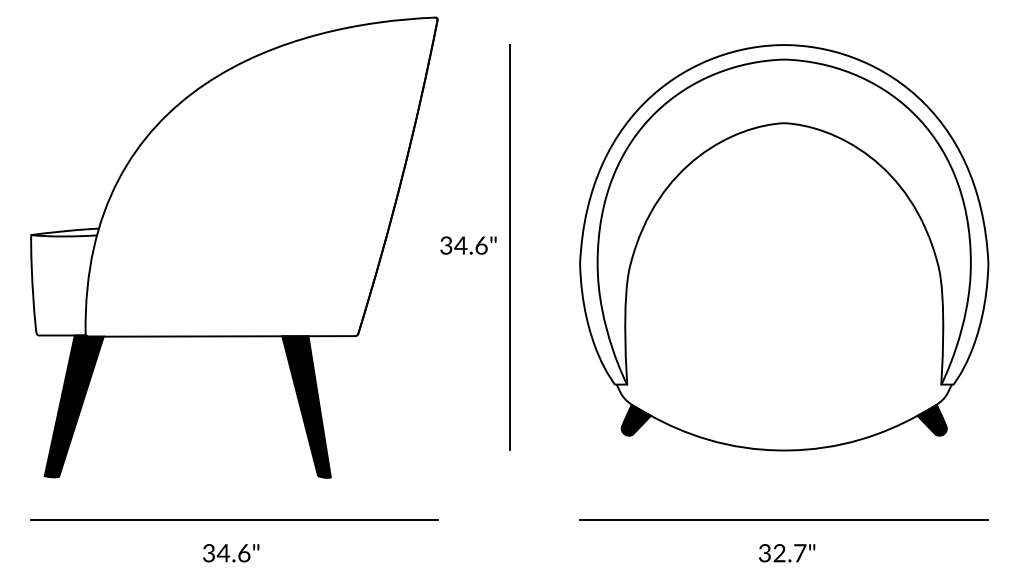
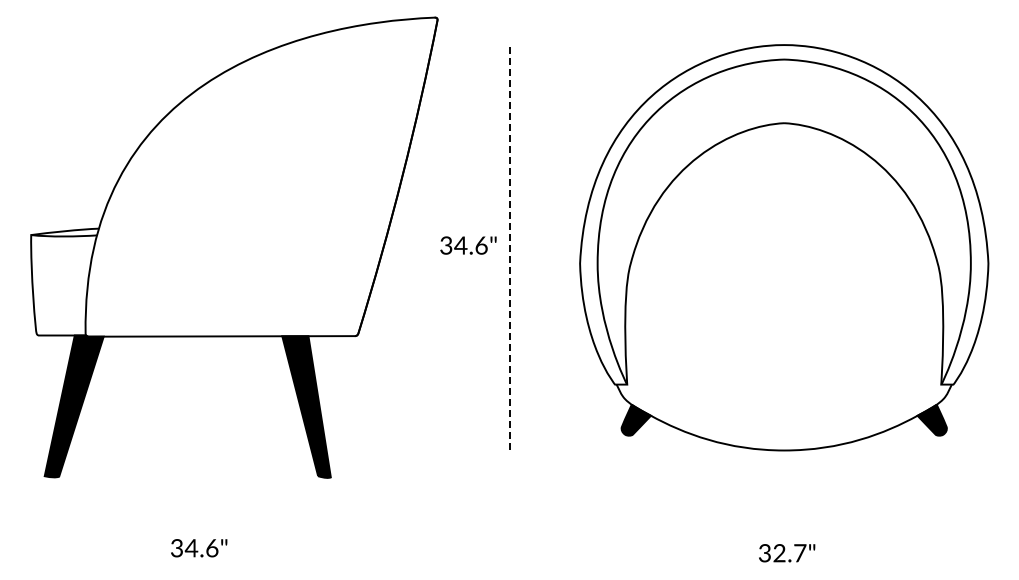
line: solid -> dashed (509, 247)
line: present -> none (783, 519)
line: present -> none (234, 520)
text position: (231, 553) -> (199, 548) (199, 548)
